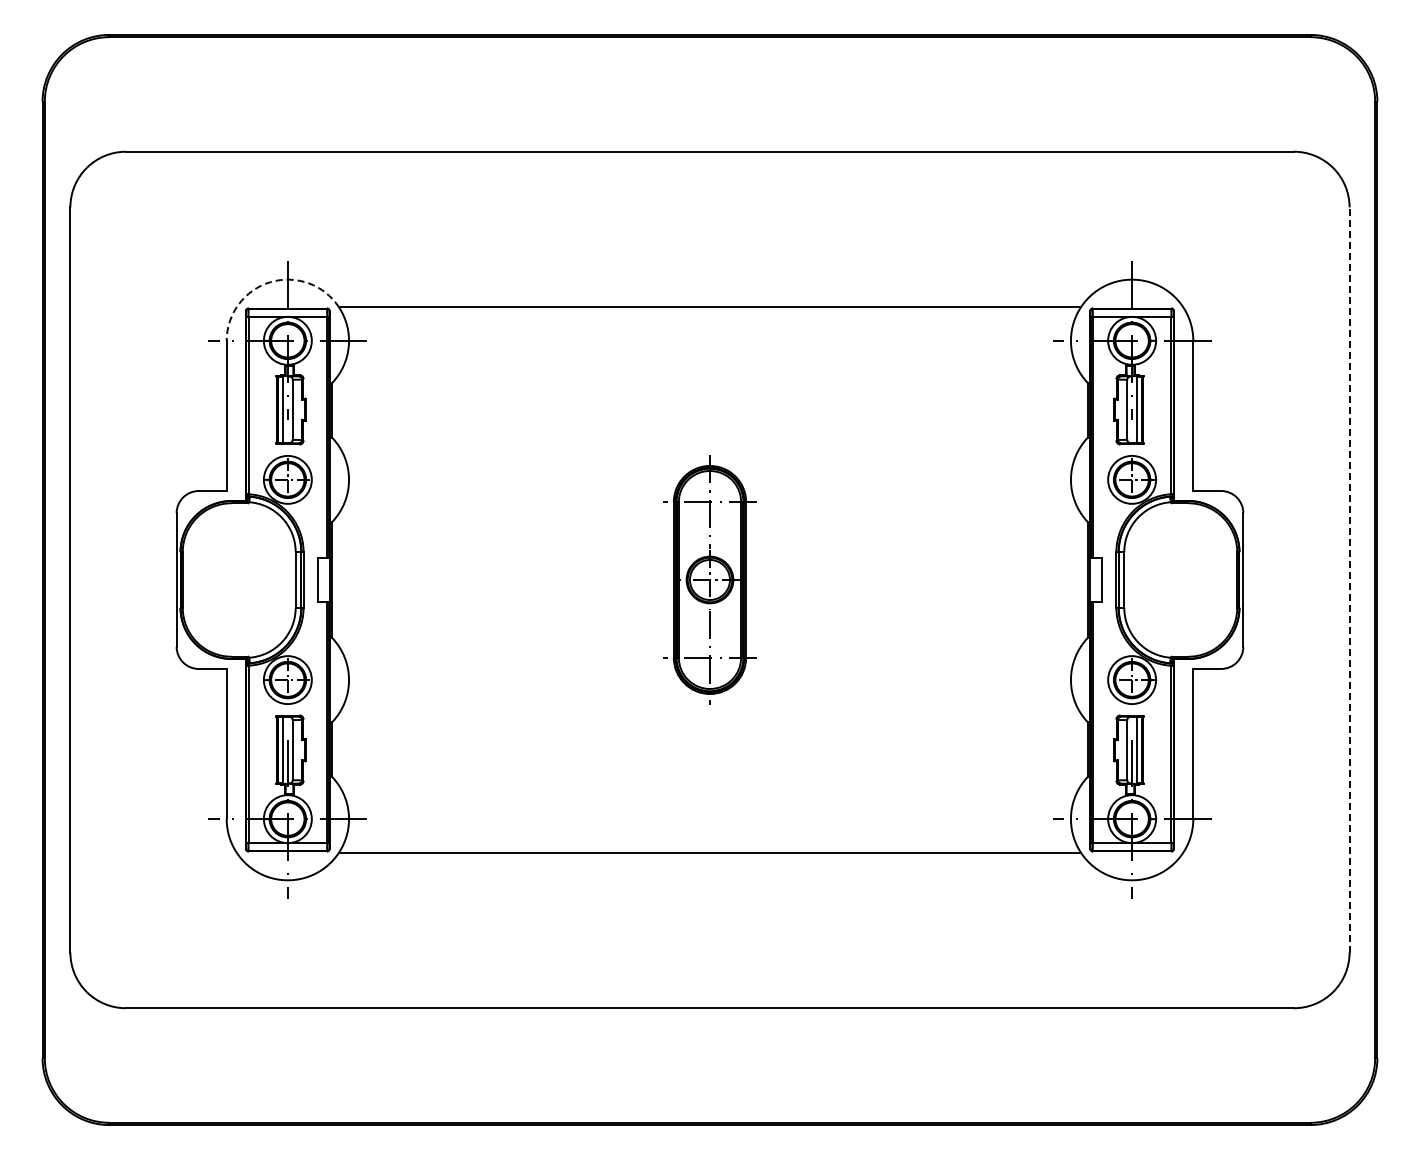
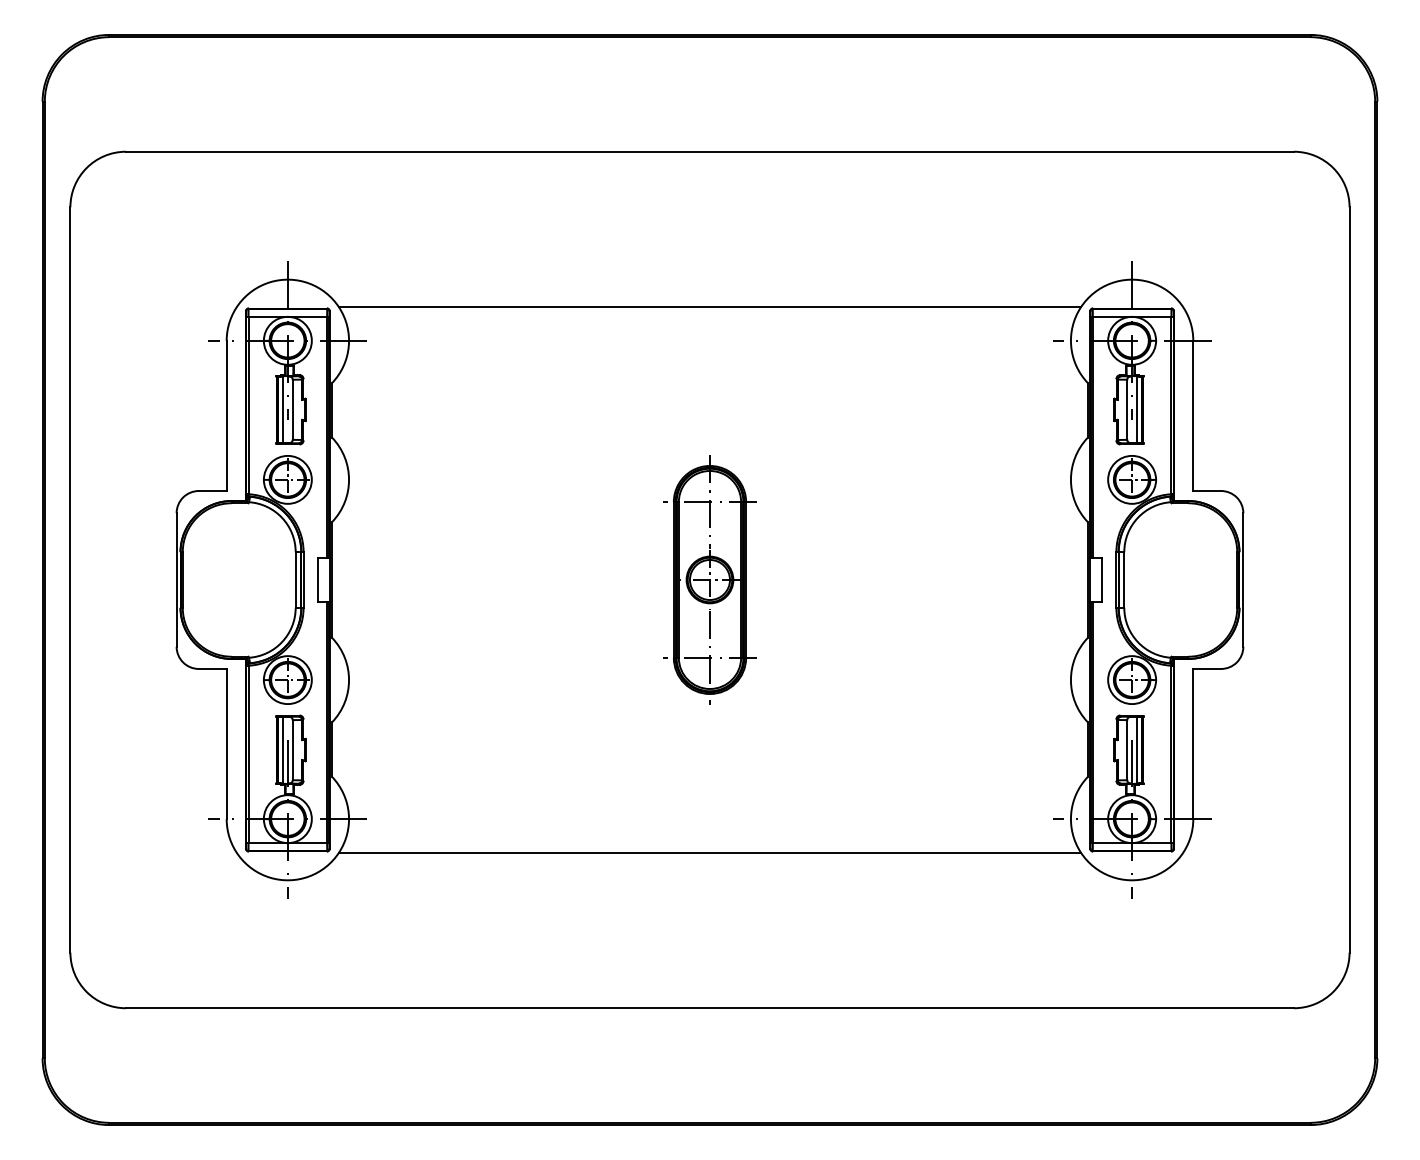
arc: dashed -> solid (270, 282)
line: dashed -> solid (1349, 580)
